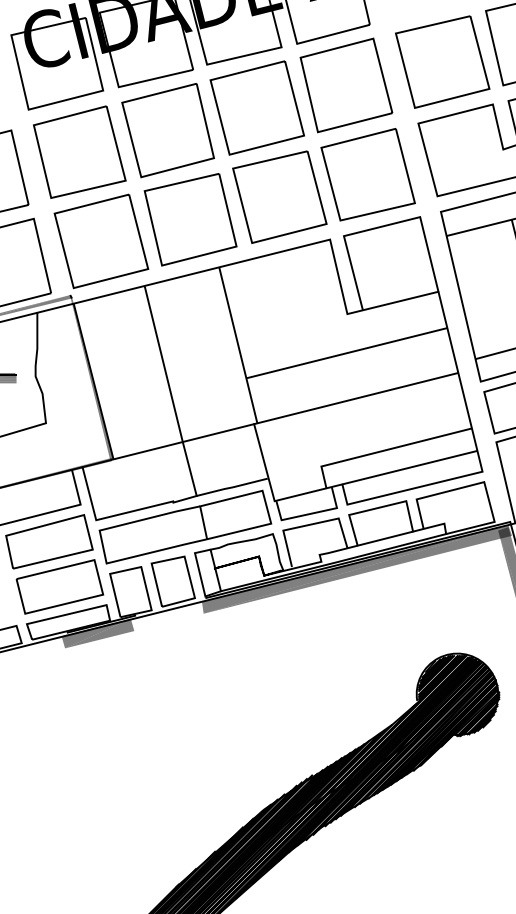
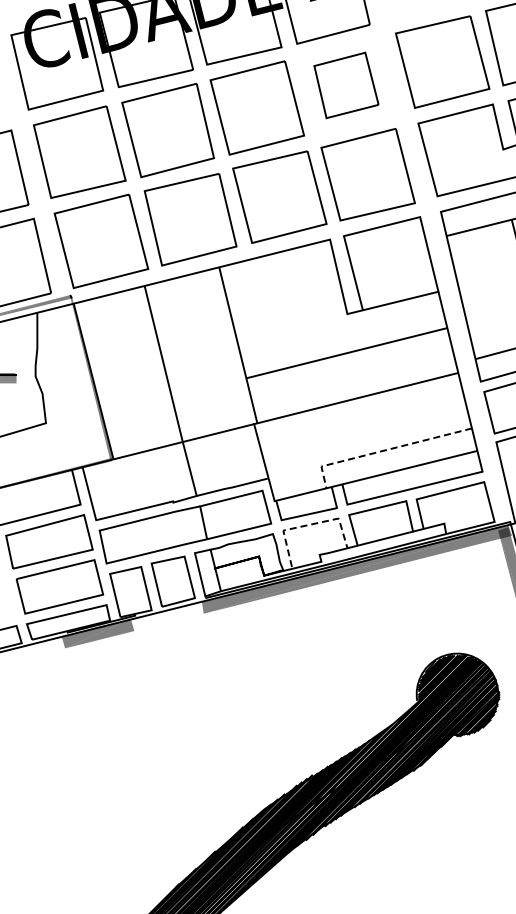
part size: 95x97 px -> 67x69 px (346, 85)
line: solid -> dashed (384, 450)
line: solid -> dashed (307, 525)
